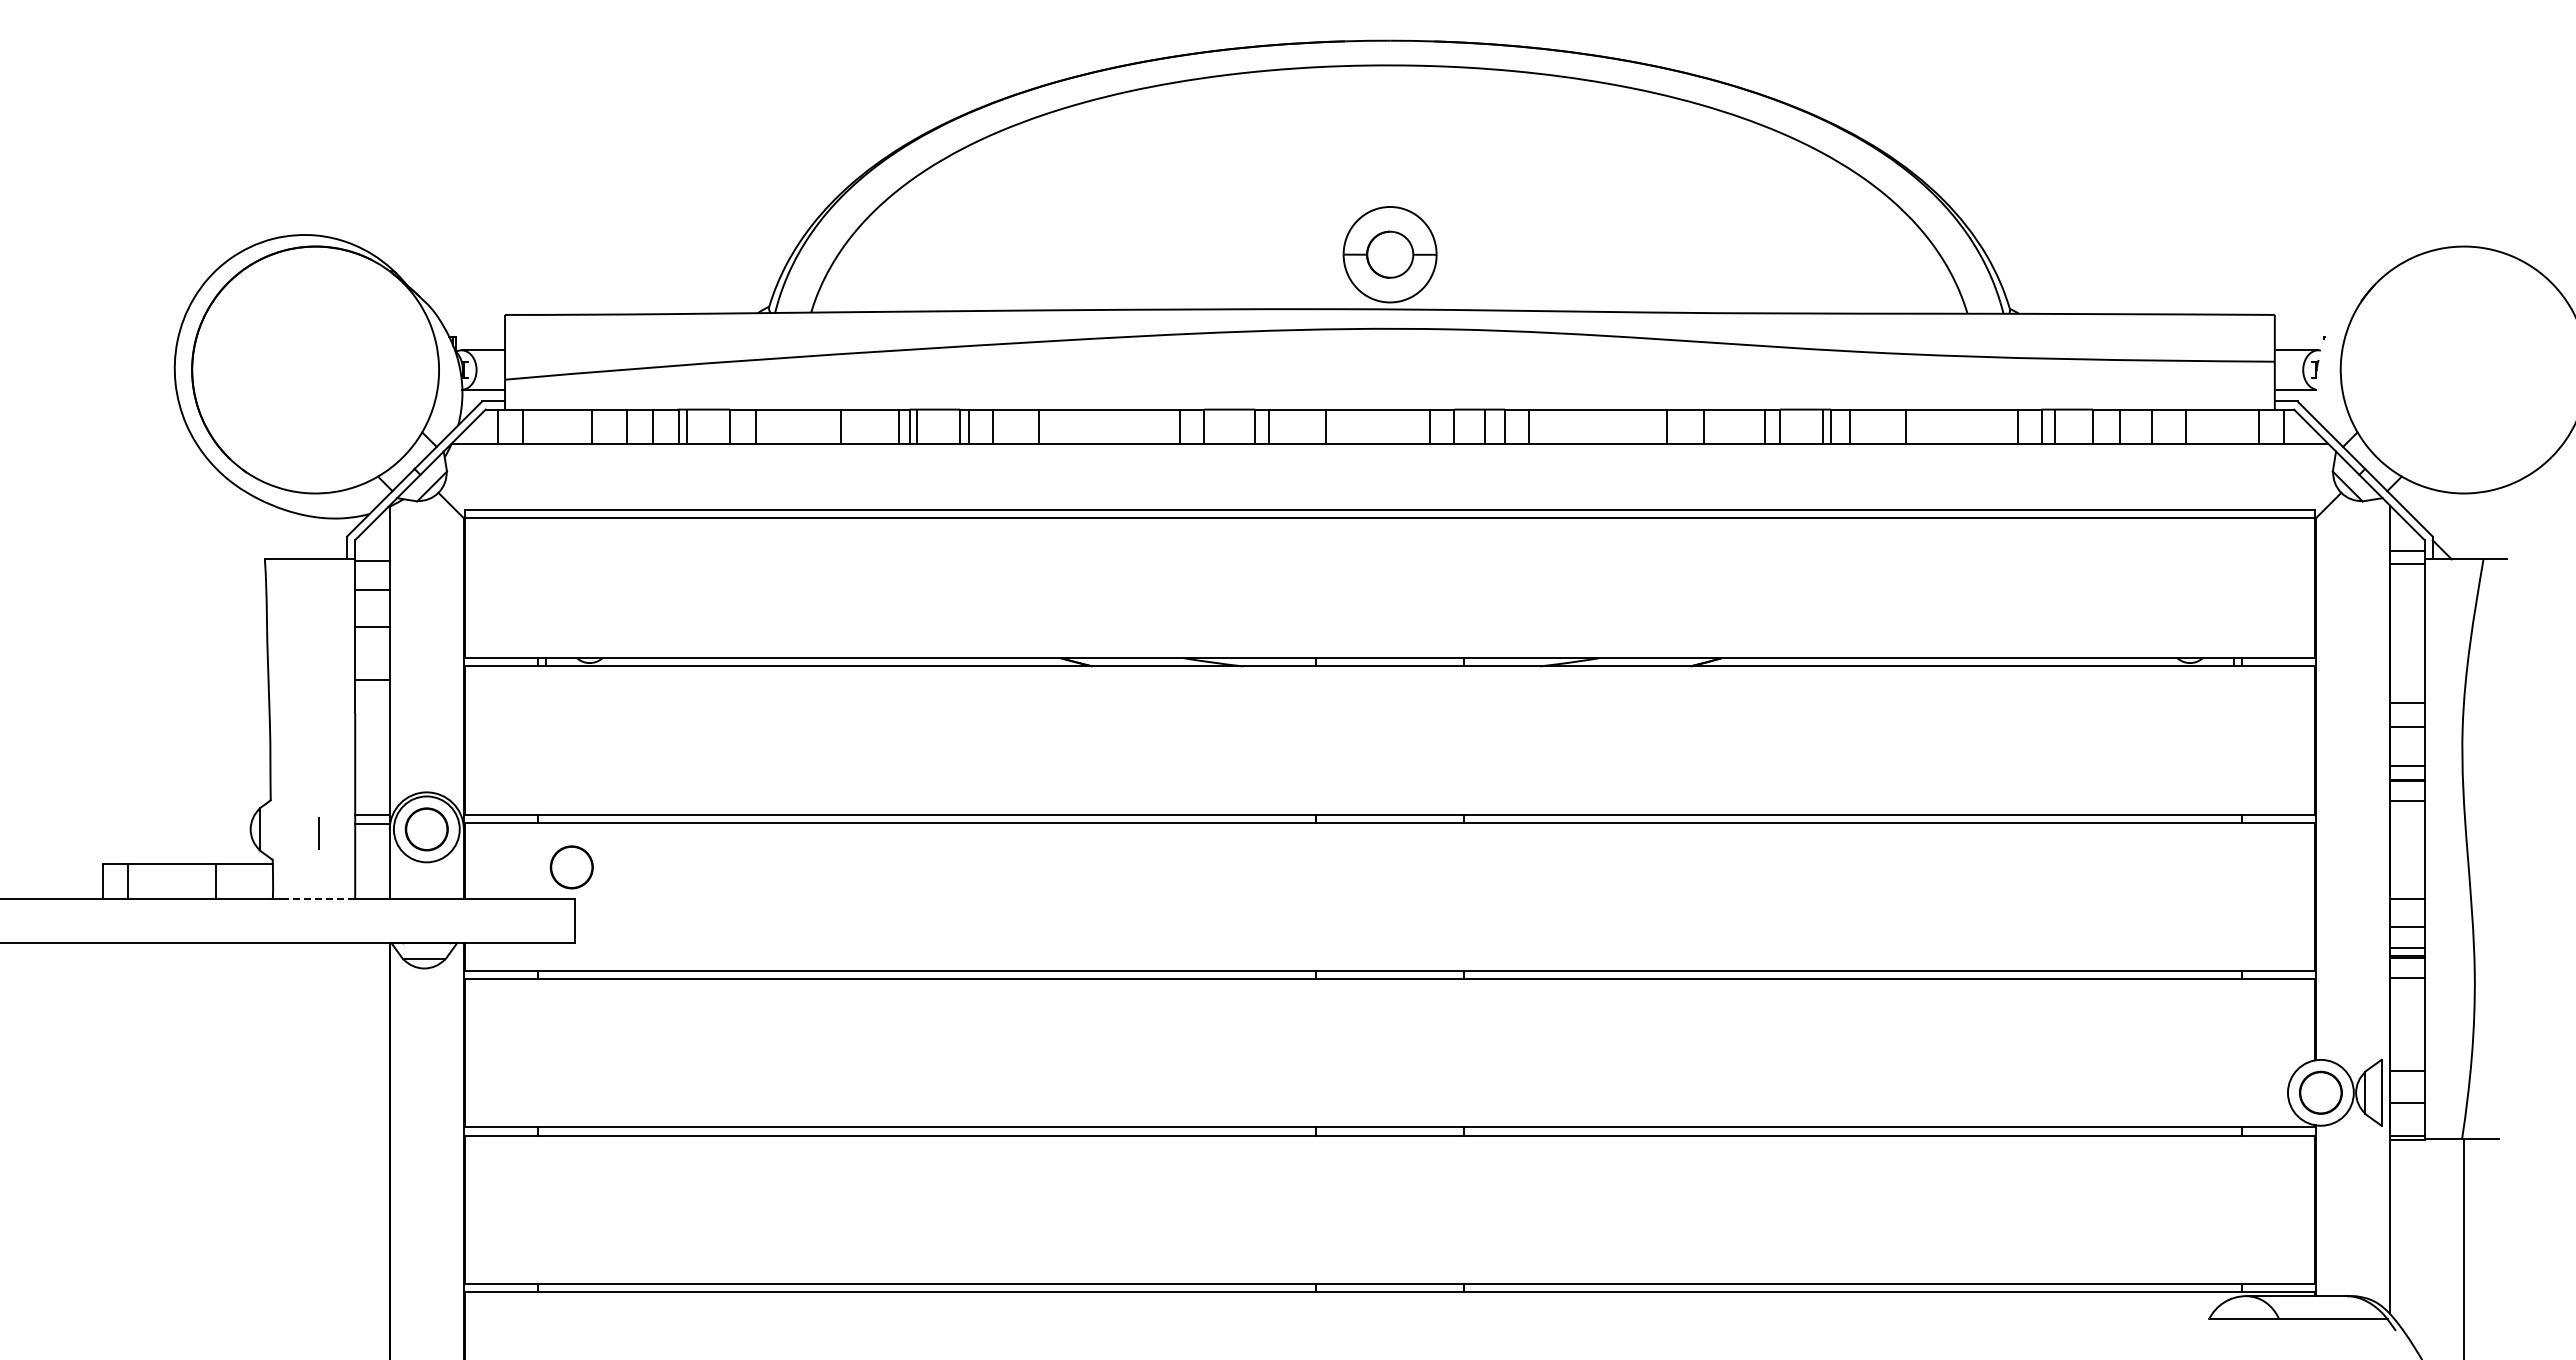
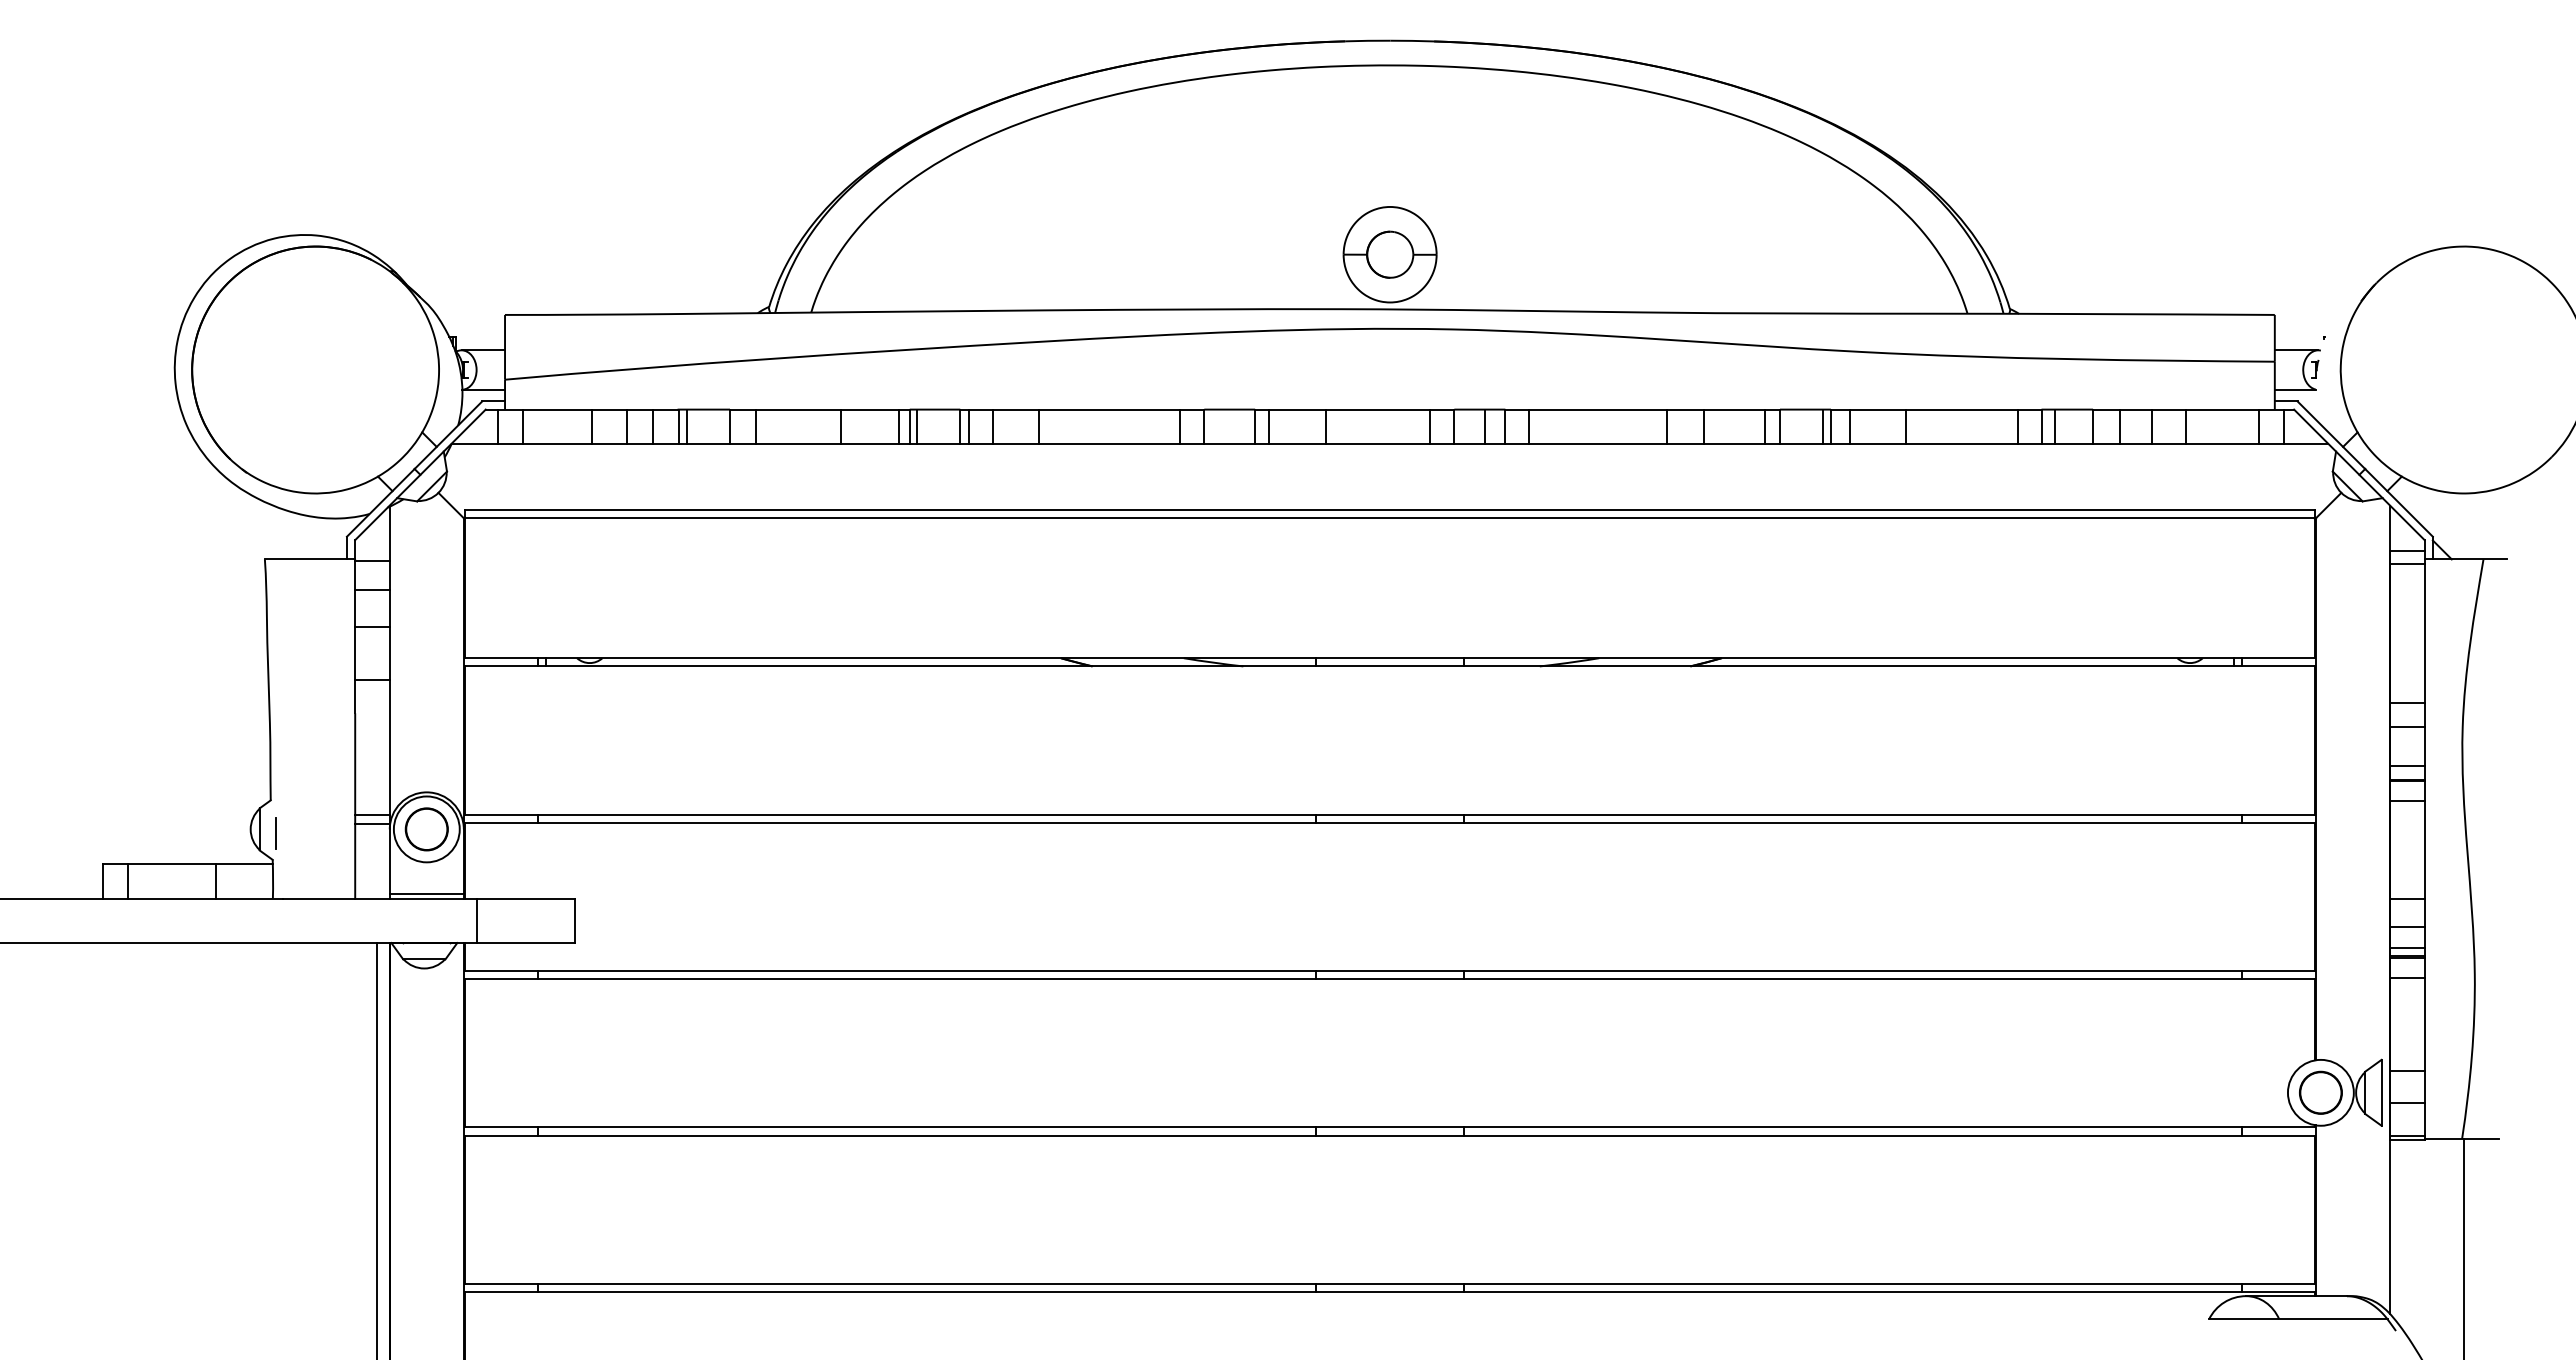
line position: (318, 833) -> (275, 833) (275, 833)
circle: present -> none (571, 867)
line: none -> present (426, 893)
line: dashed -> solid (318, 898)
line: none -> present (476, 920)
line: none -> present (377, 1149)
